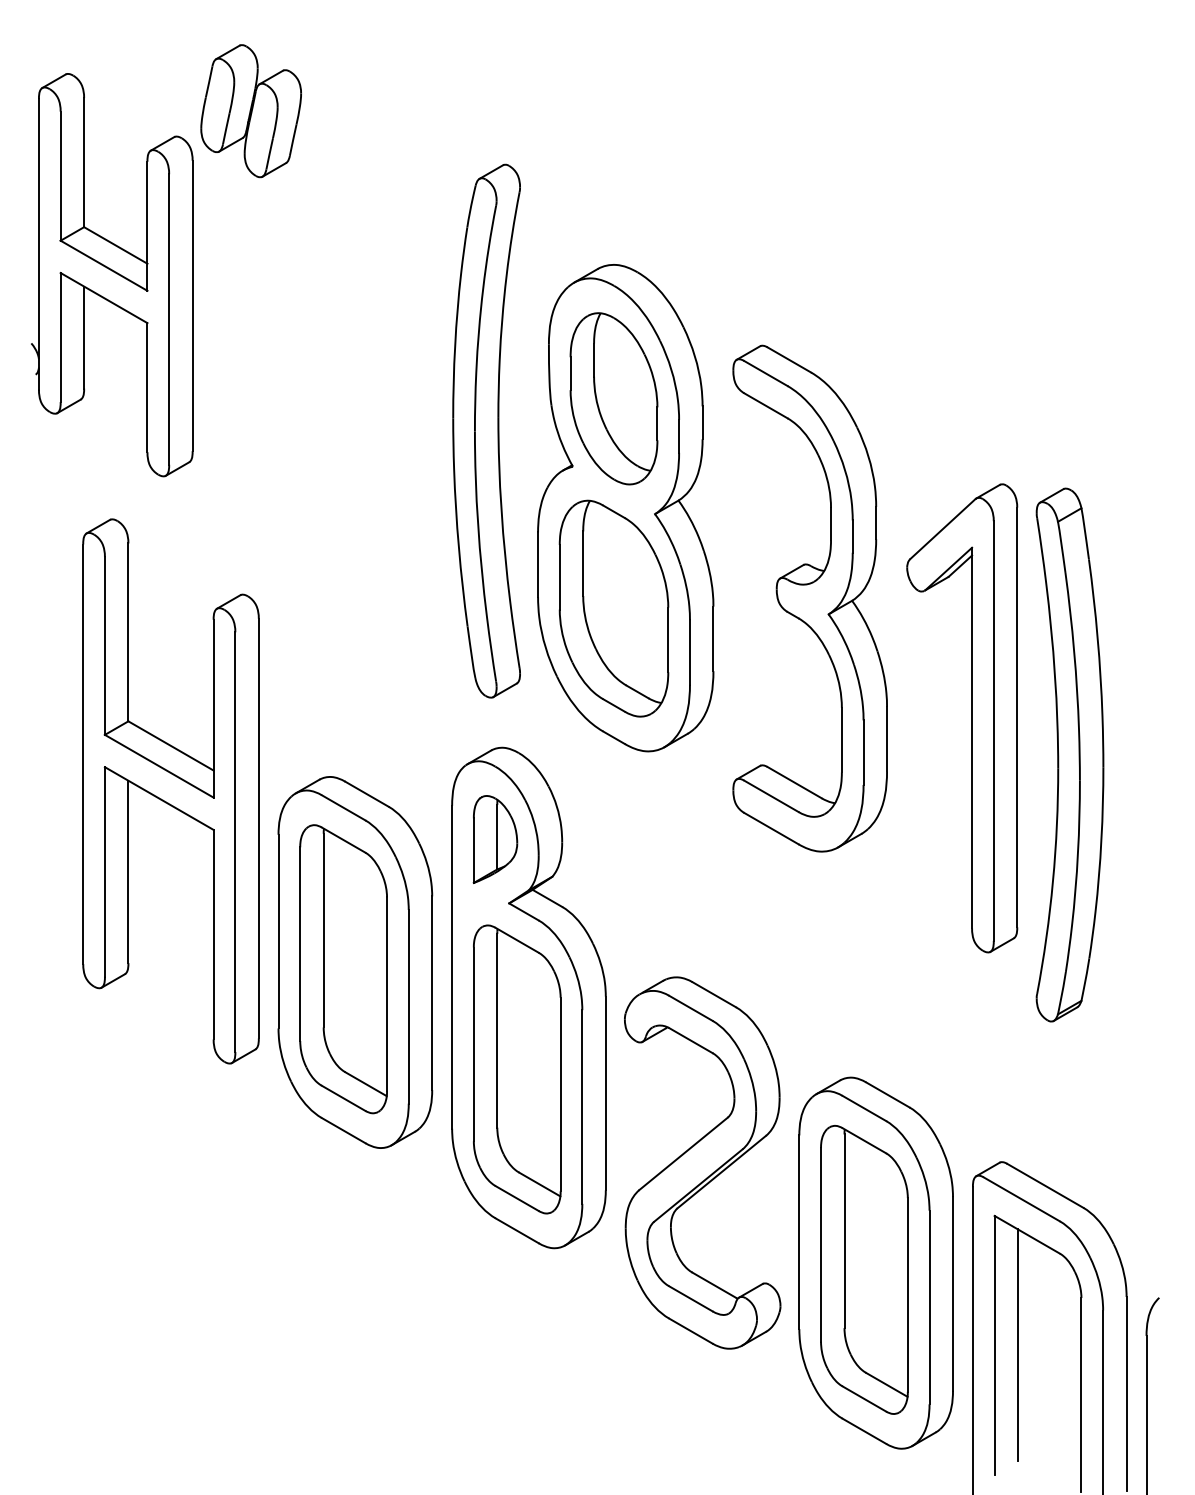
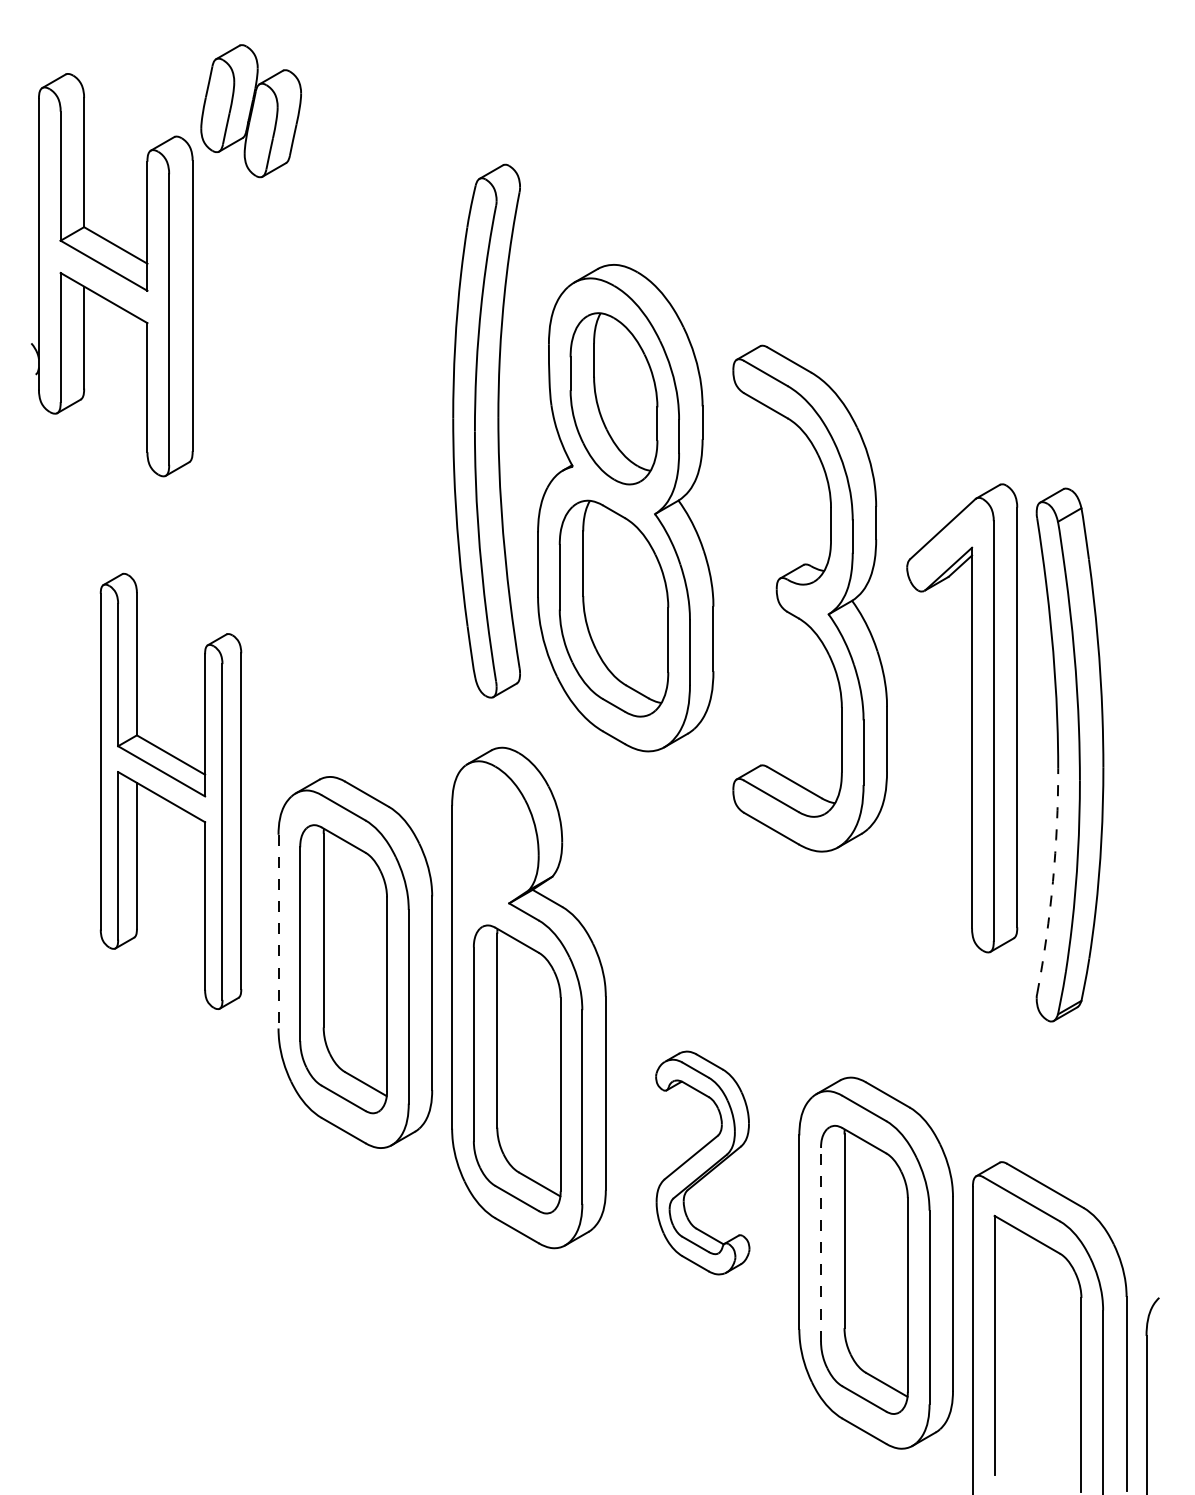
part size: 178x547 px -> 144x438 px (170, 790)
part: present -> none (495, 839)
arc: solid -> dashed (1052, 881)
line: solid -> dashed (278, 931)
part size: 158x374 px -> 96x226 px (702, 1162)
line: solid -> dashed (821, 1244)
line: present -> none (1018, 1344)
